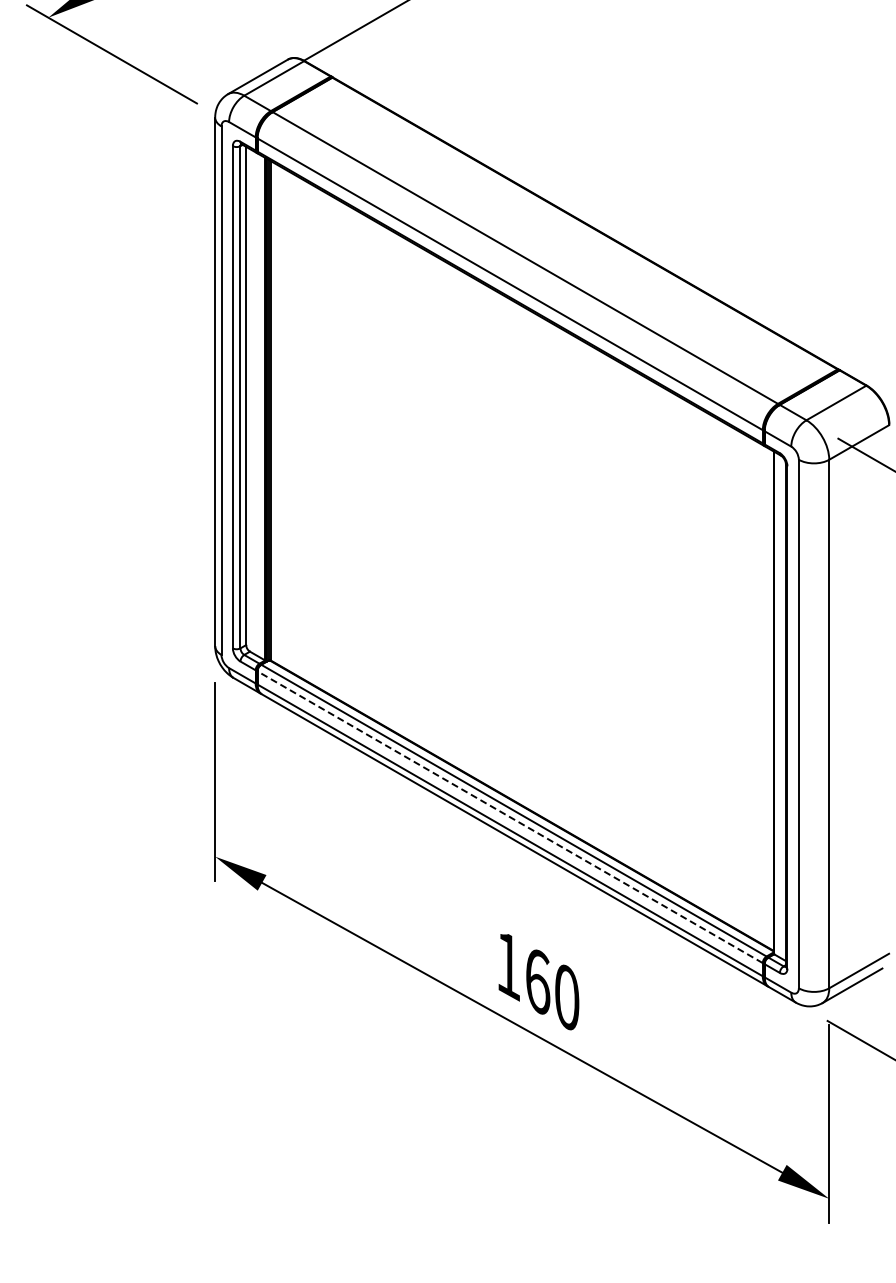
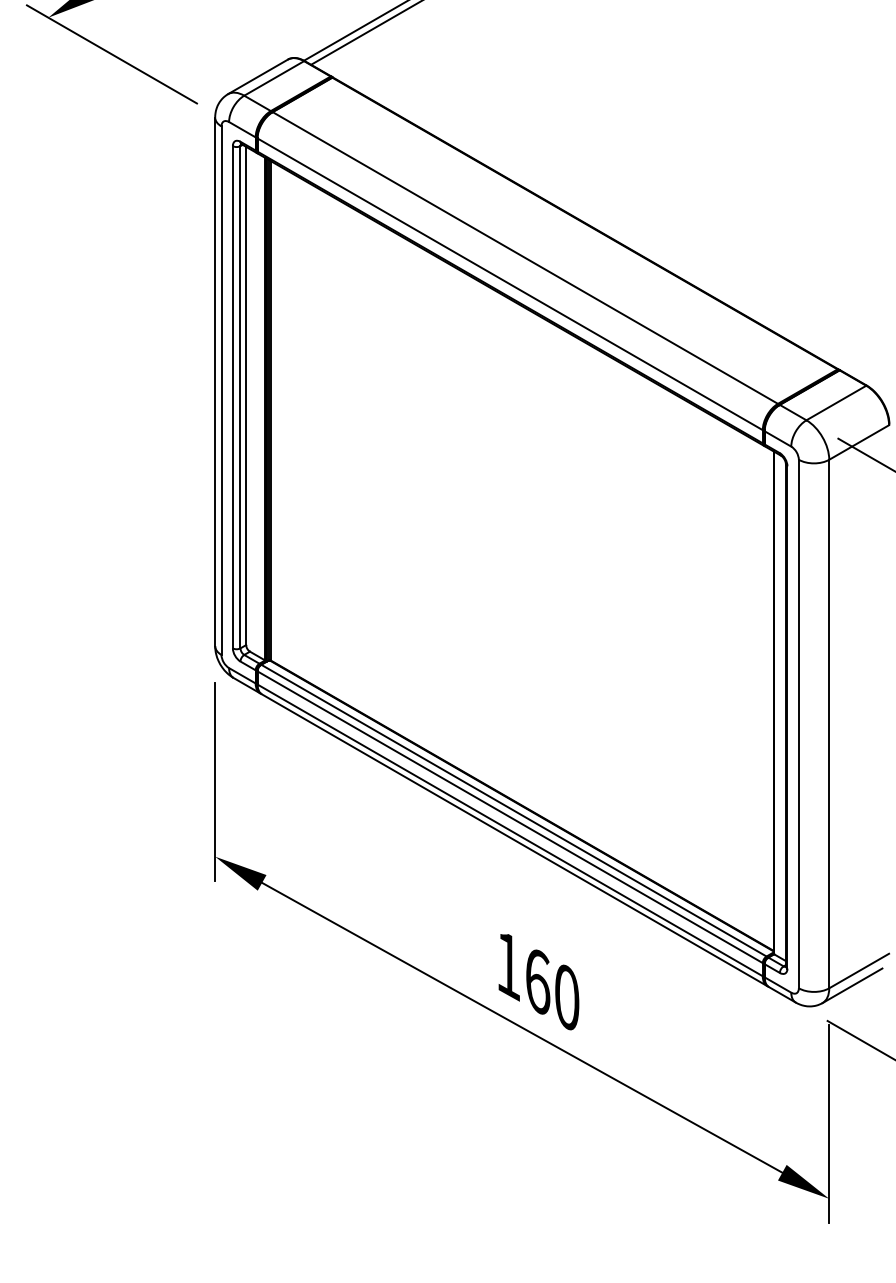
line: none -> present (365, 33)
line: dashed -> solid (510, 817)
